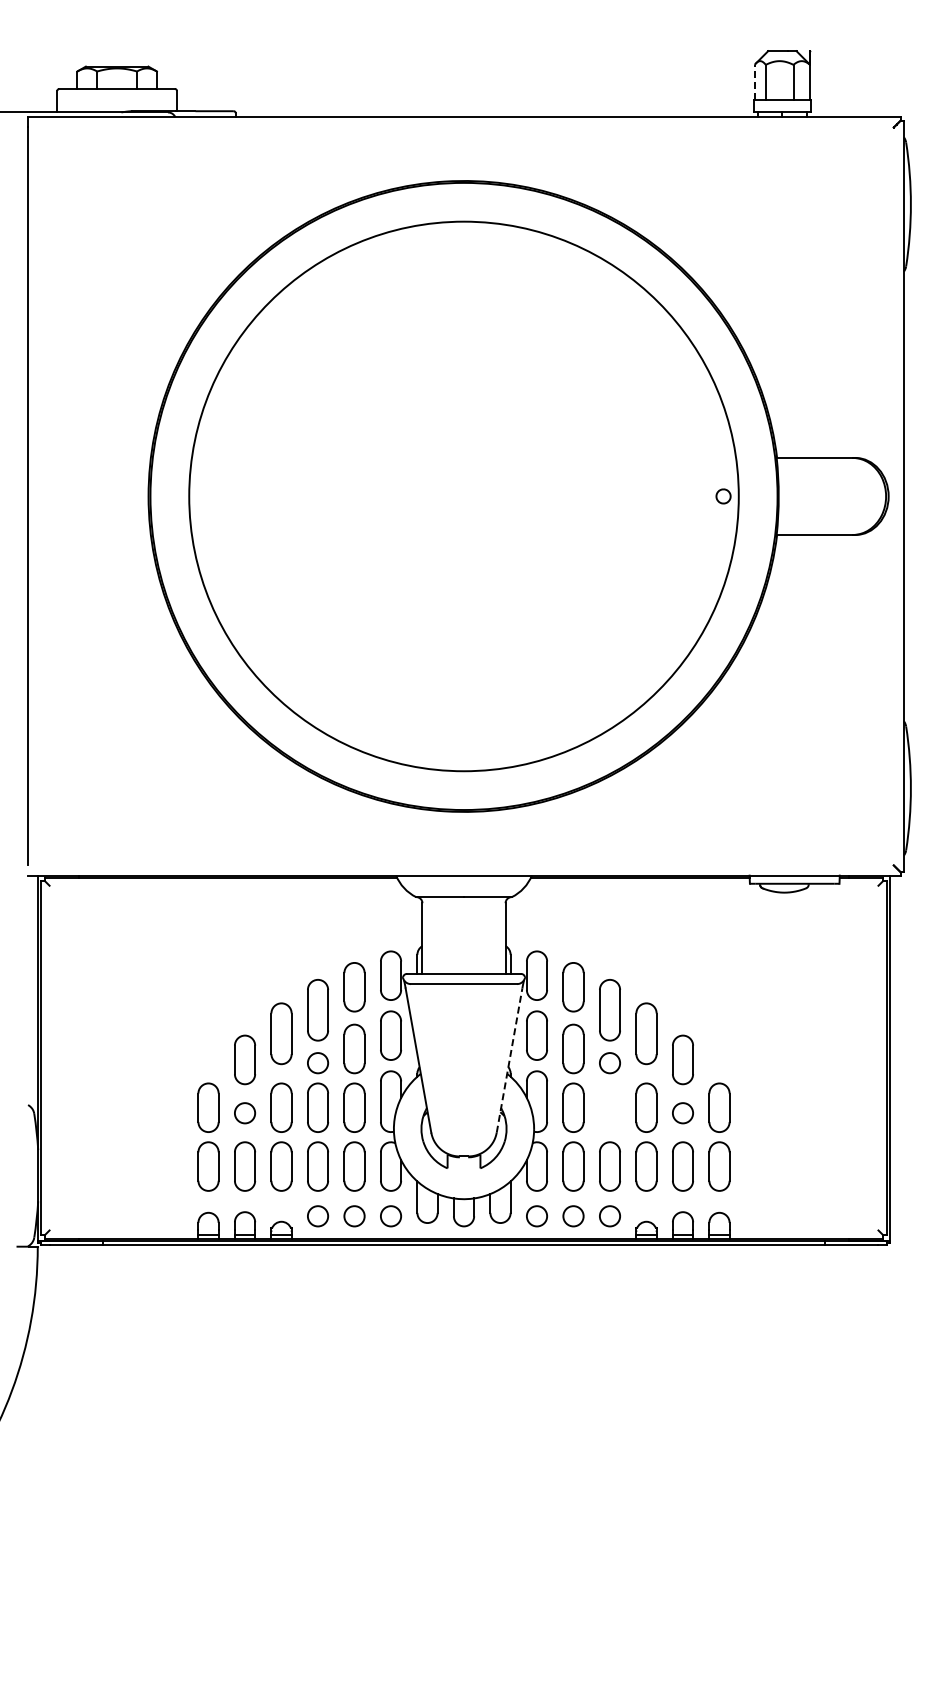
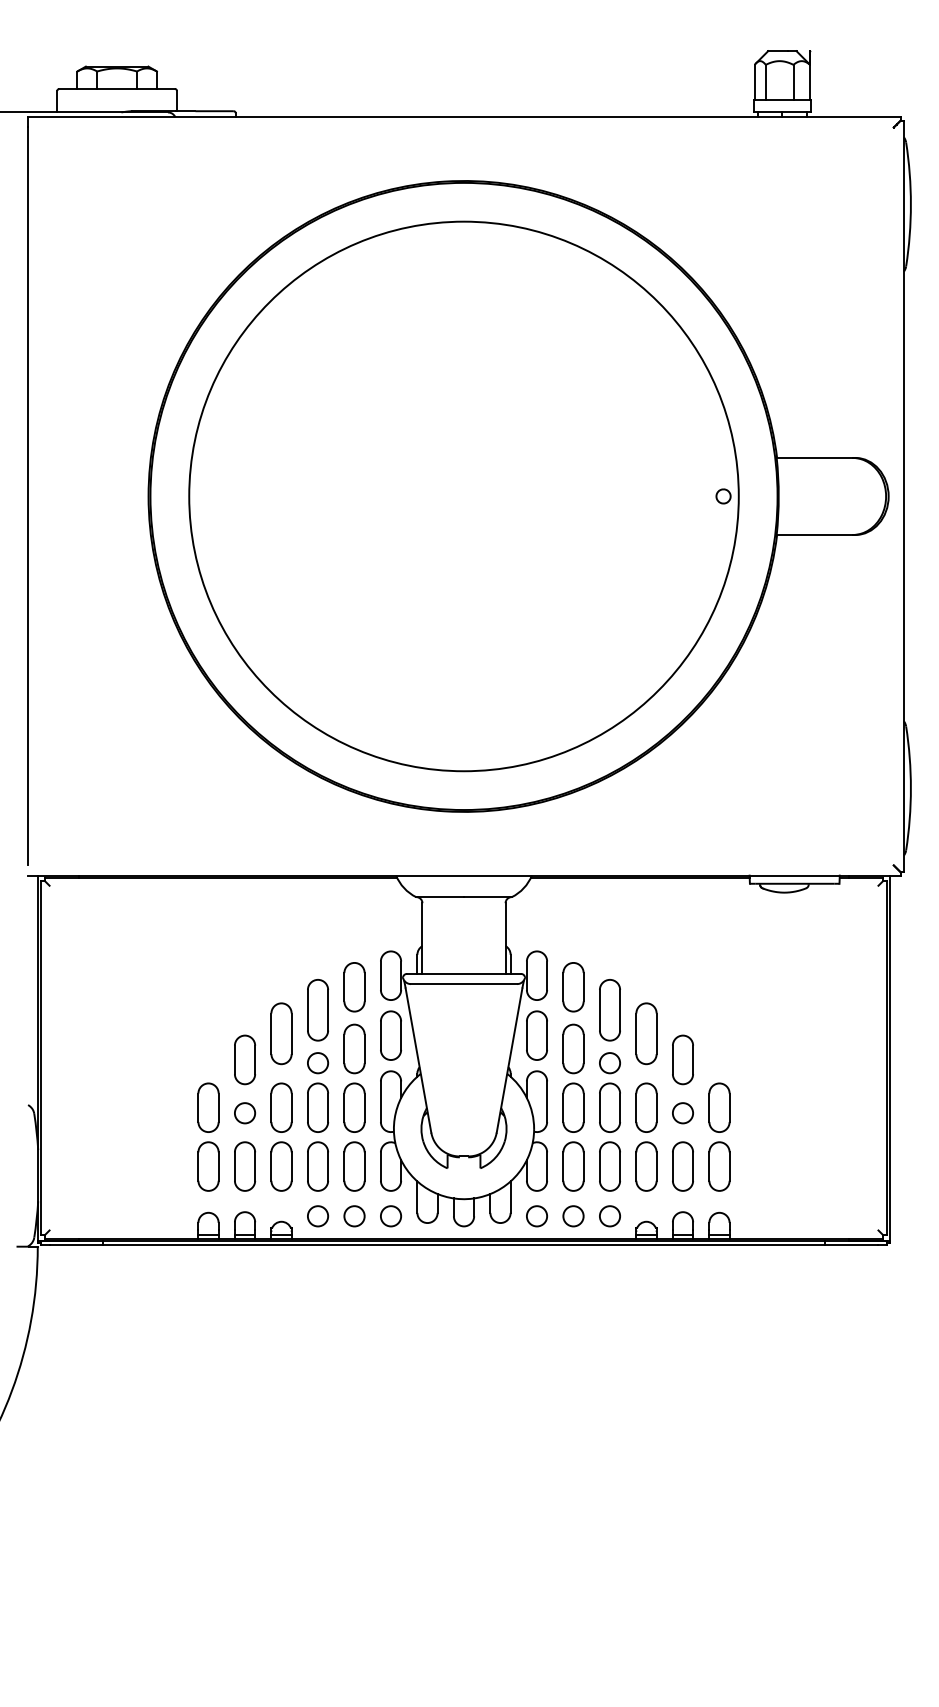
line: dashed -> solid (754, 81)
line: dashed -> solid (509, 1060)
part: none -> present (609, 1107)
